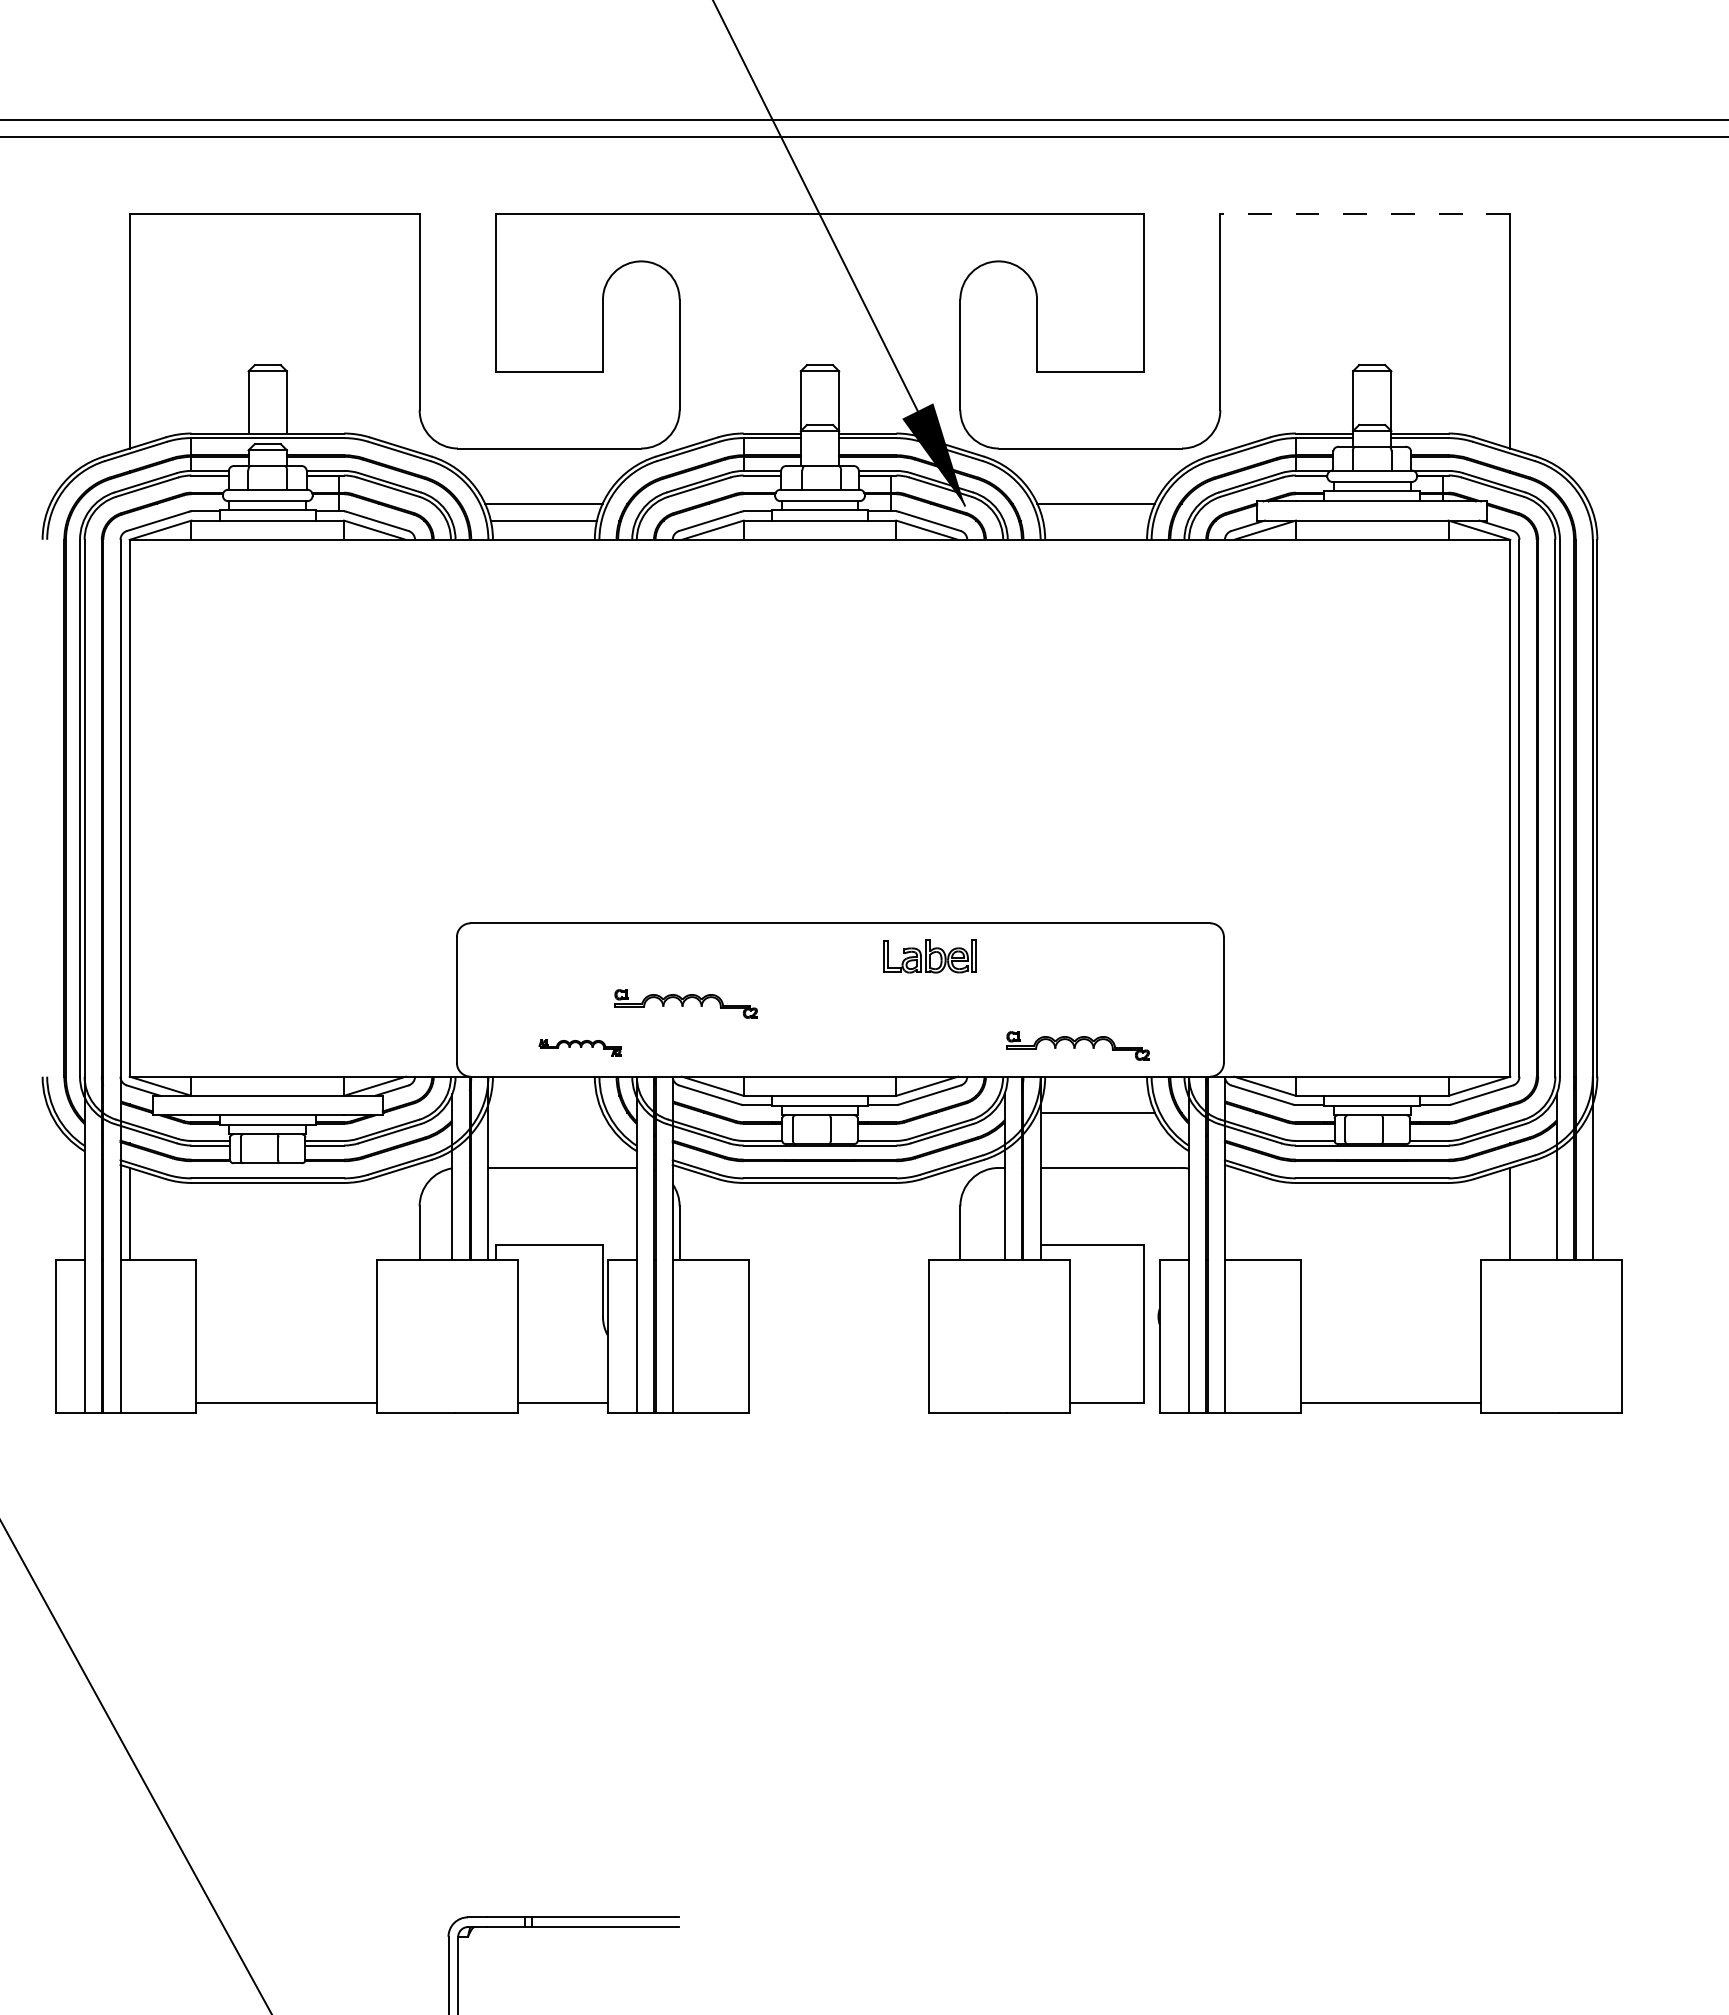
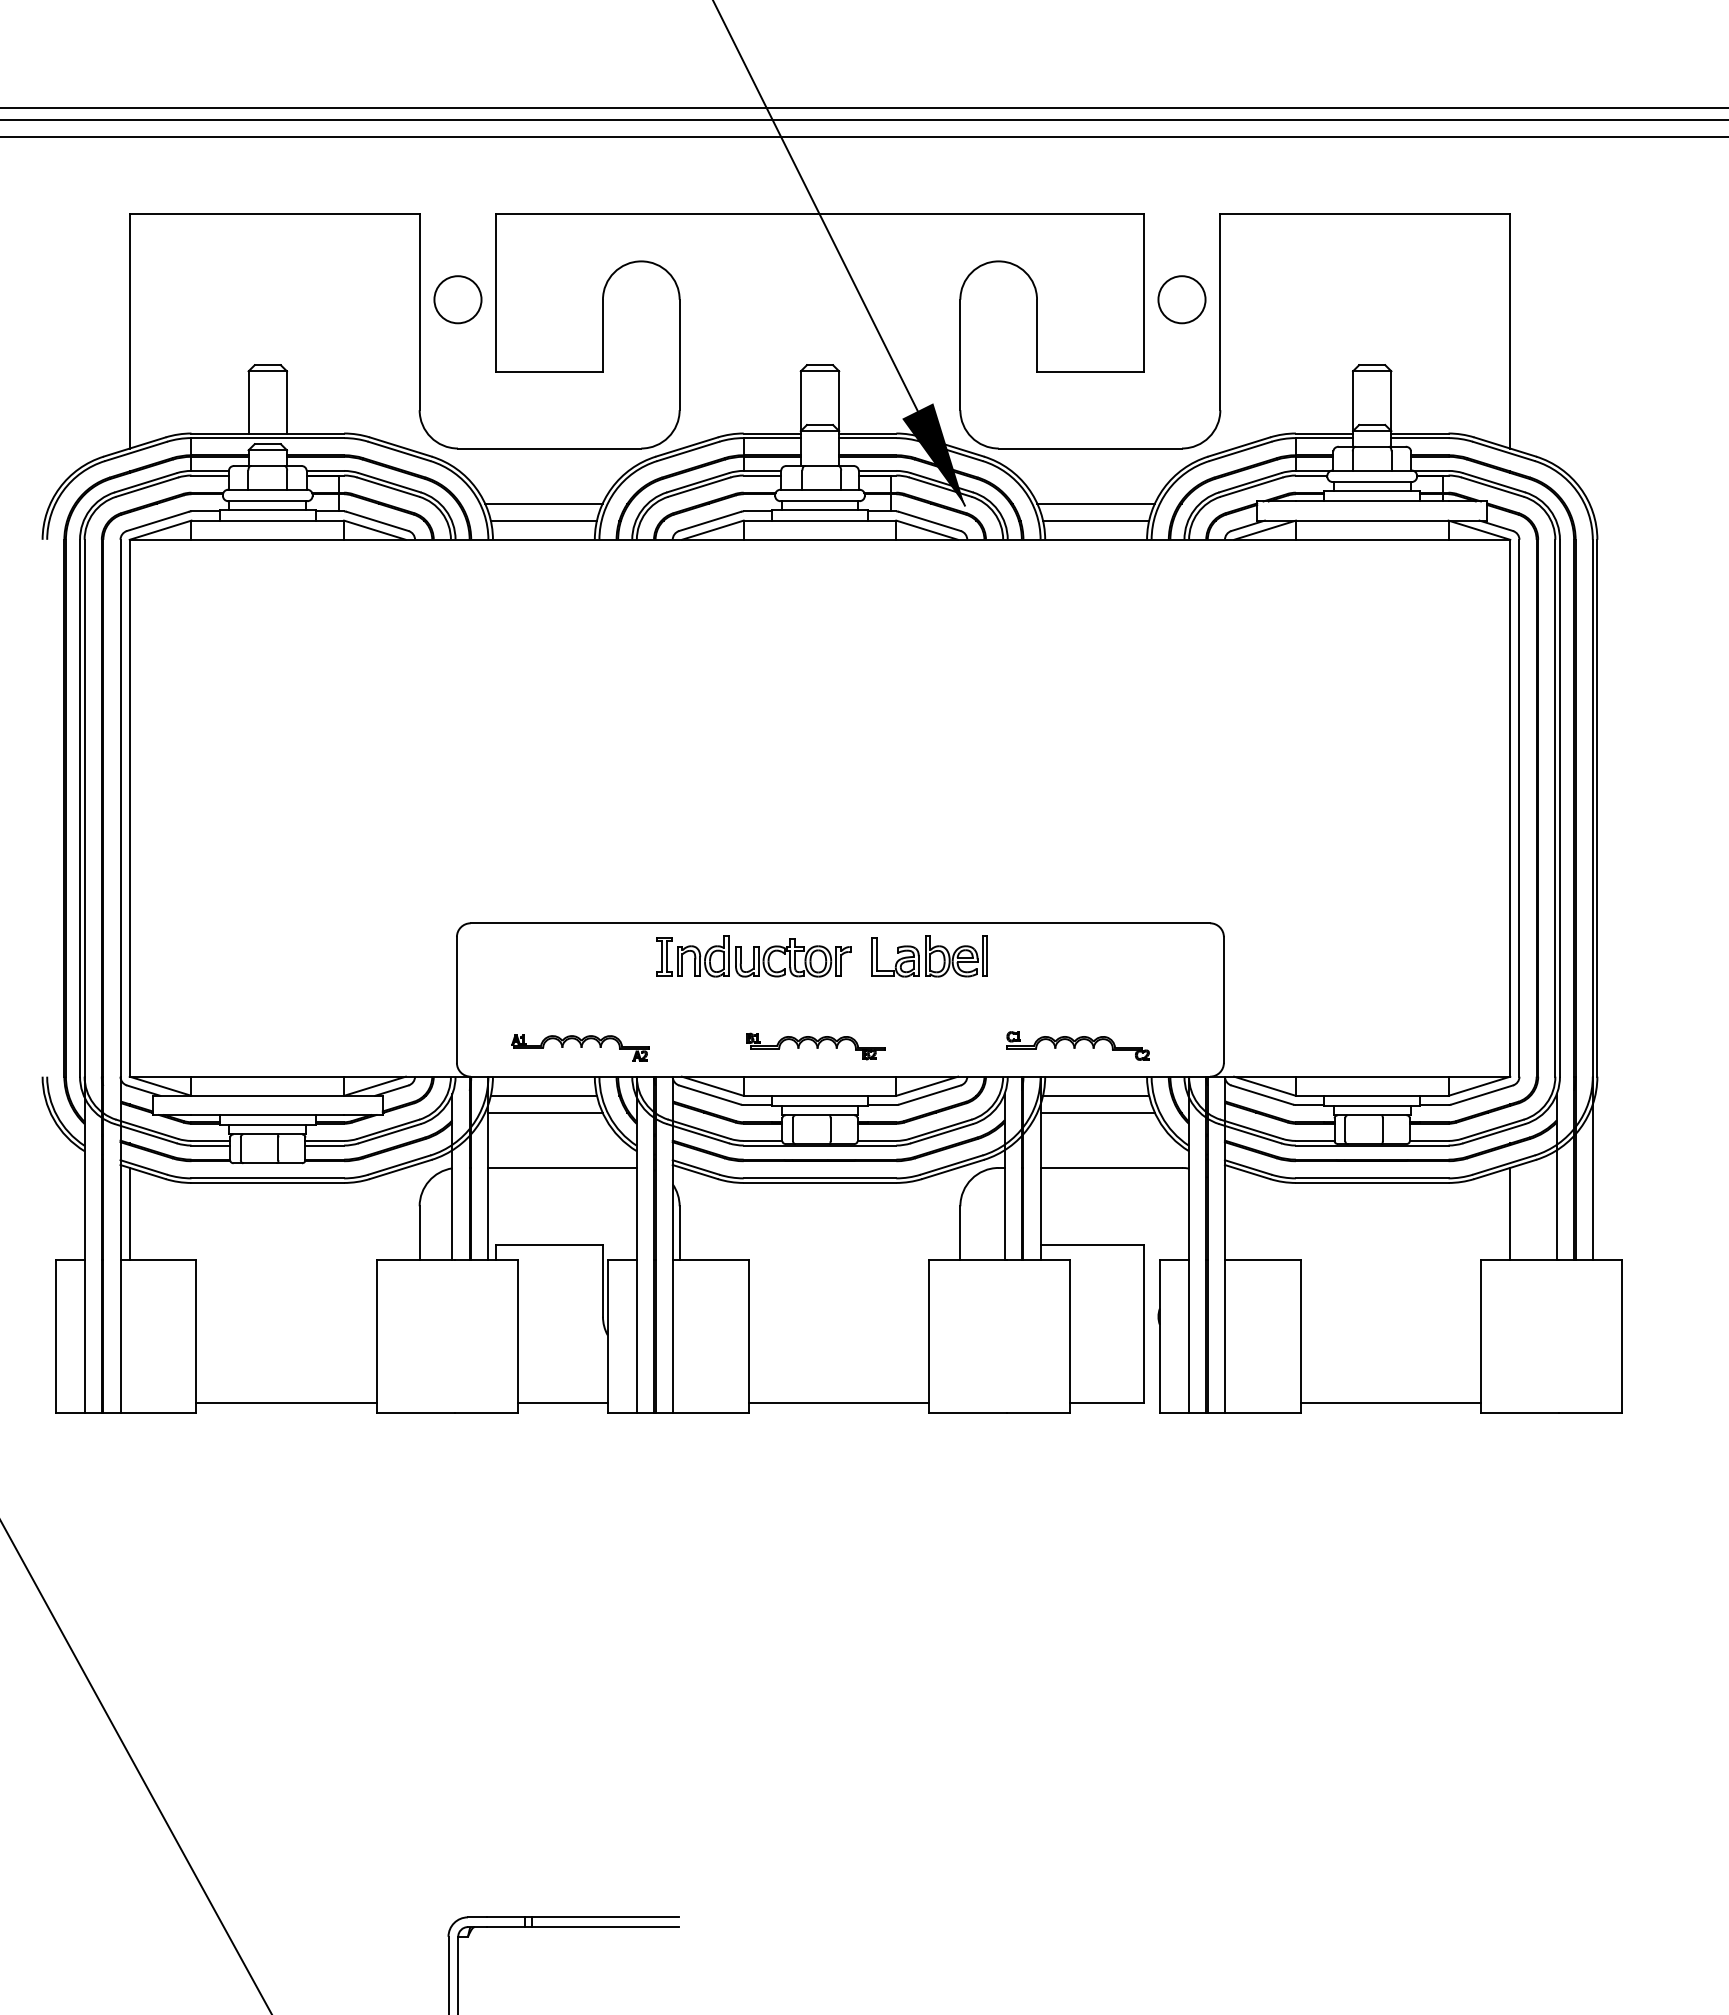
line: none -> present (863, 107)
line: dashed -> solid (1365, 213)
circle: none -> present (457, 299)
circle: none -> present (1181, 299)
line: none -> present (1096, 520)
part: none -> present (753, 956)
part size: 94x35 px -> 117x43 px (929, 956)
part: present -> none (685, 1003)
part: none -> present (815, 1046)
part size: 84x18 px -> 139x28 px (580, 1047)
line: none -> present (543, 1095)
line: none -> present (1096, 1095)
line: none -> present (545, 1112)
line: none -> present (838, 1402)
